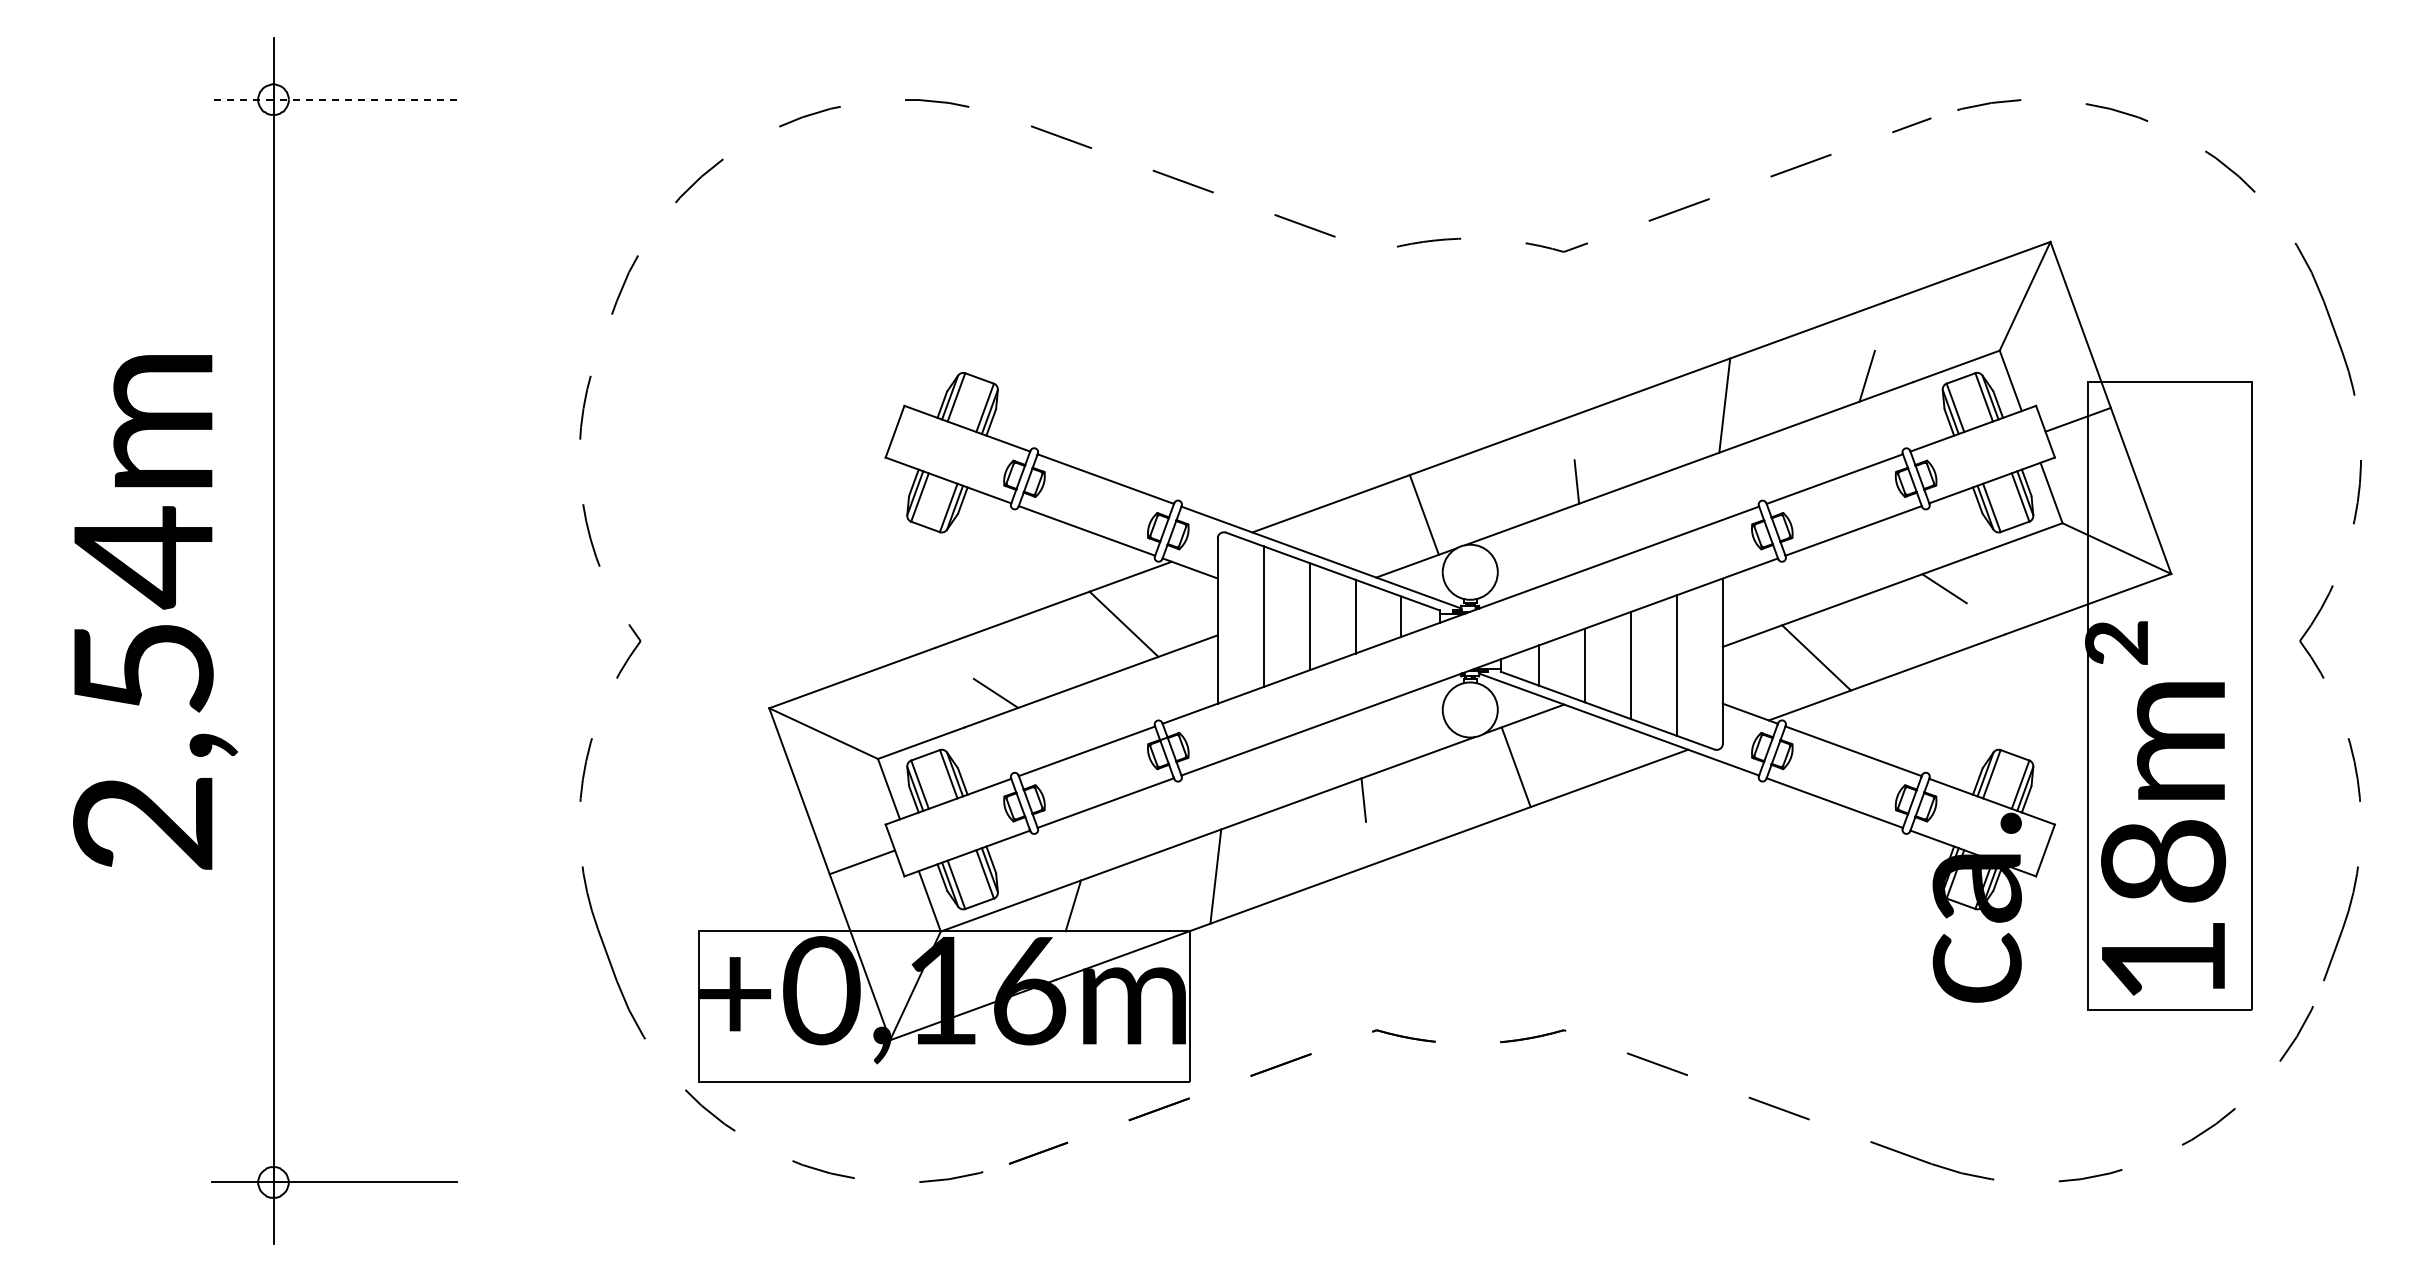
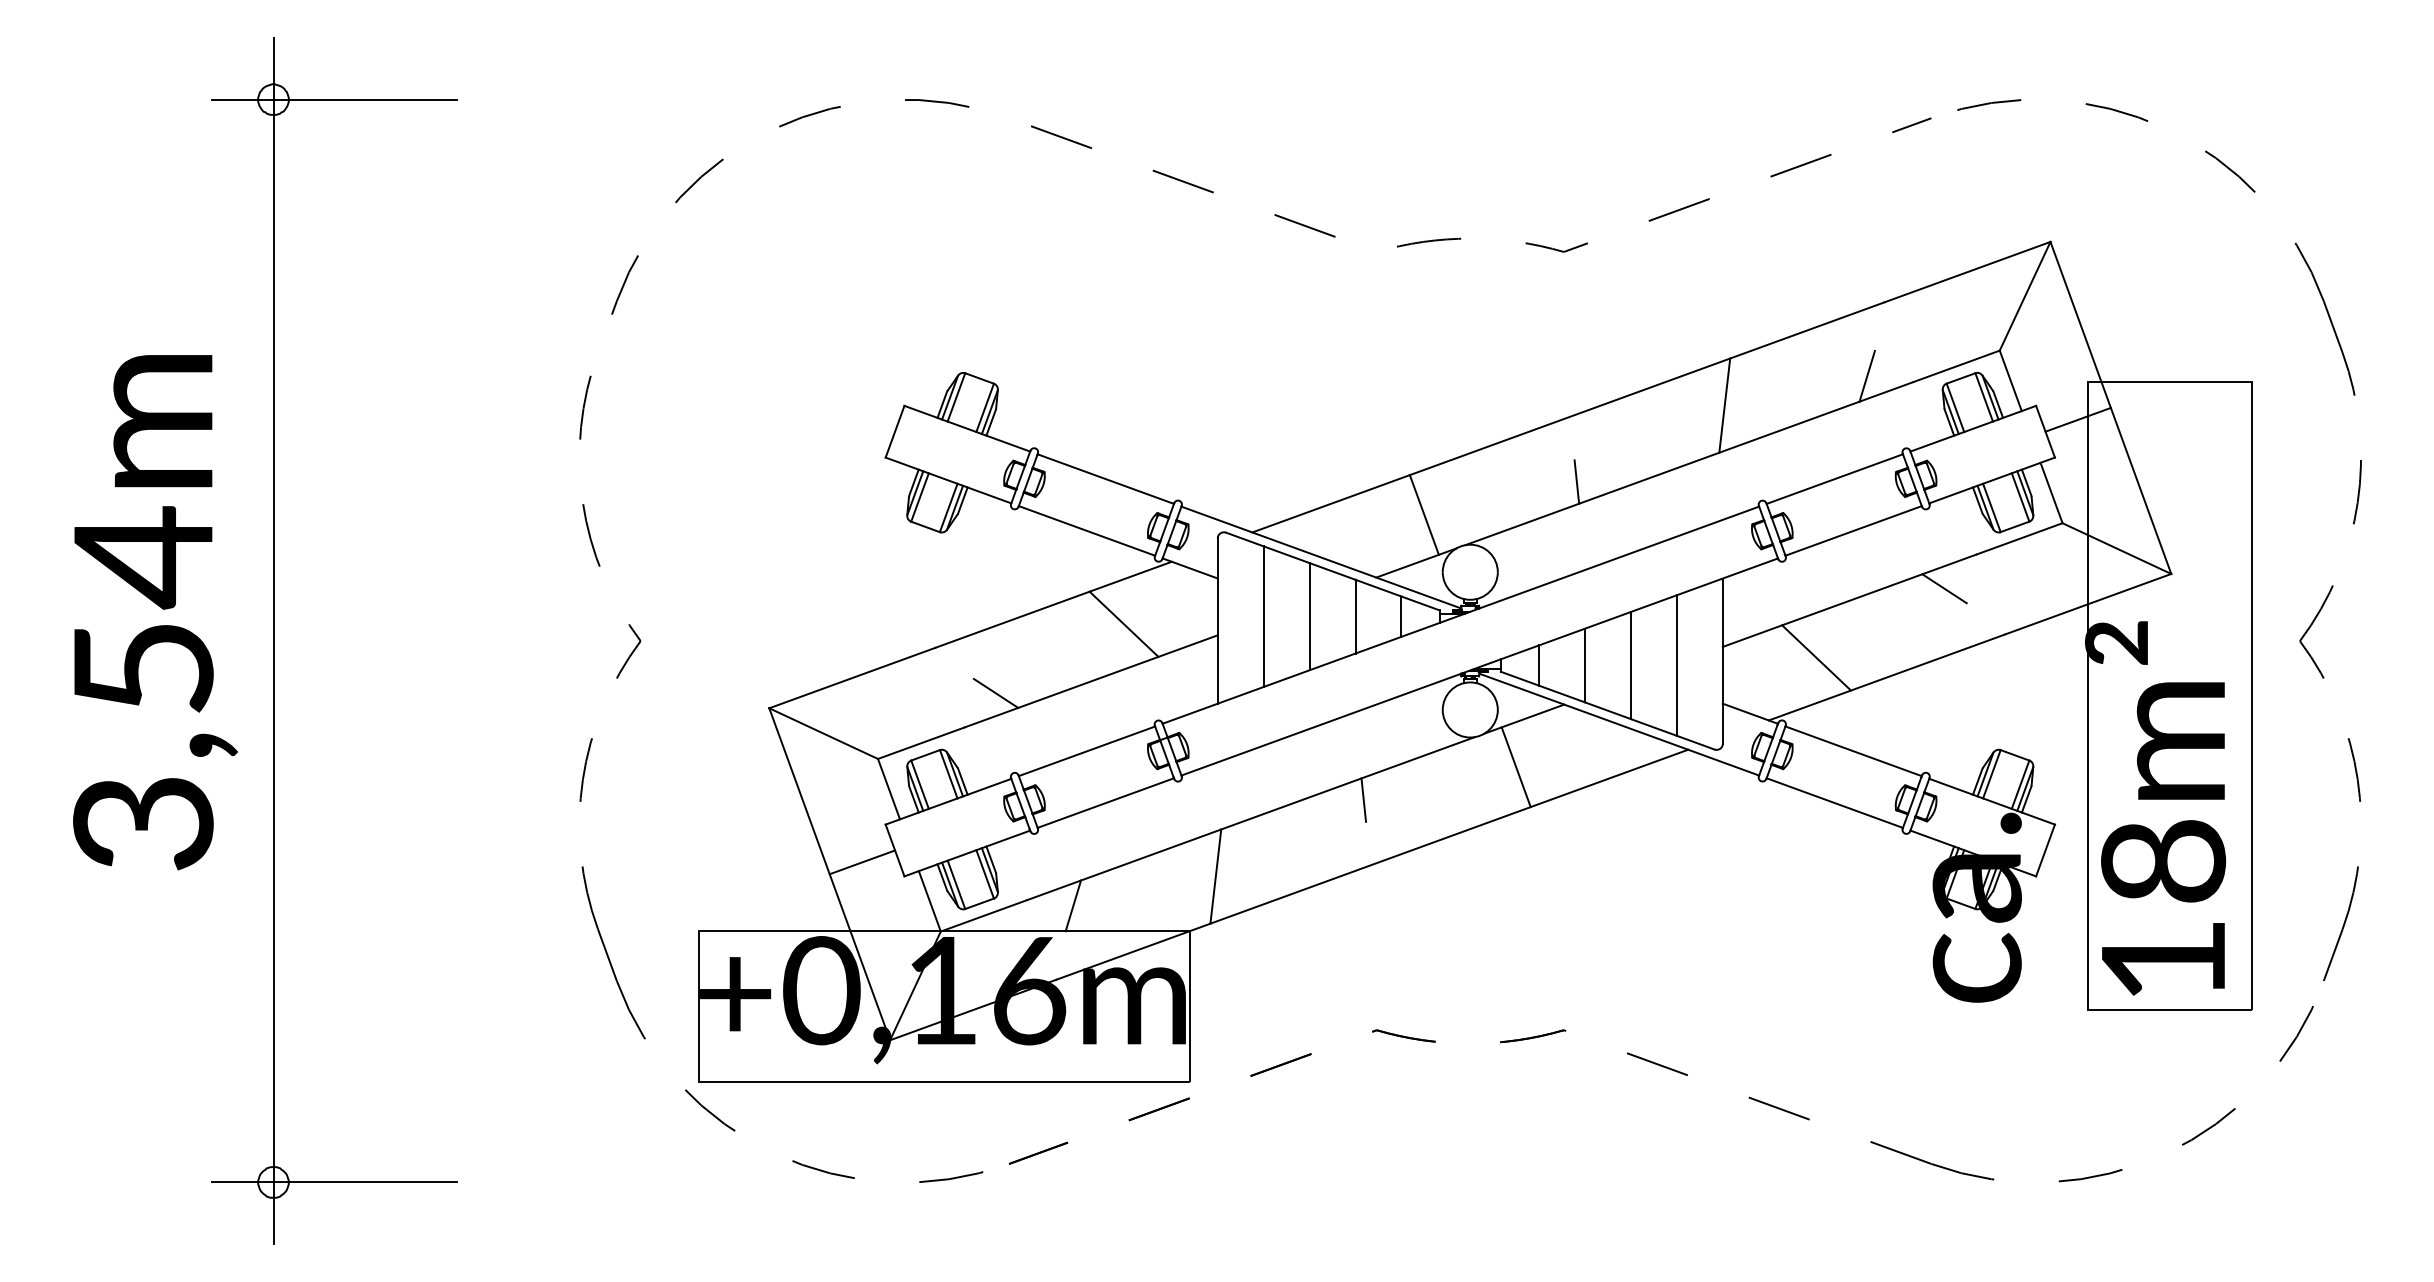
line: dashed -> solid (334, 99)
text: 2,54m -> 3,54m (143, 824)
